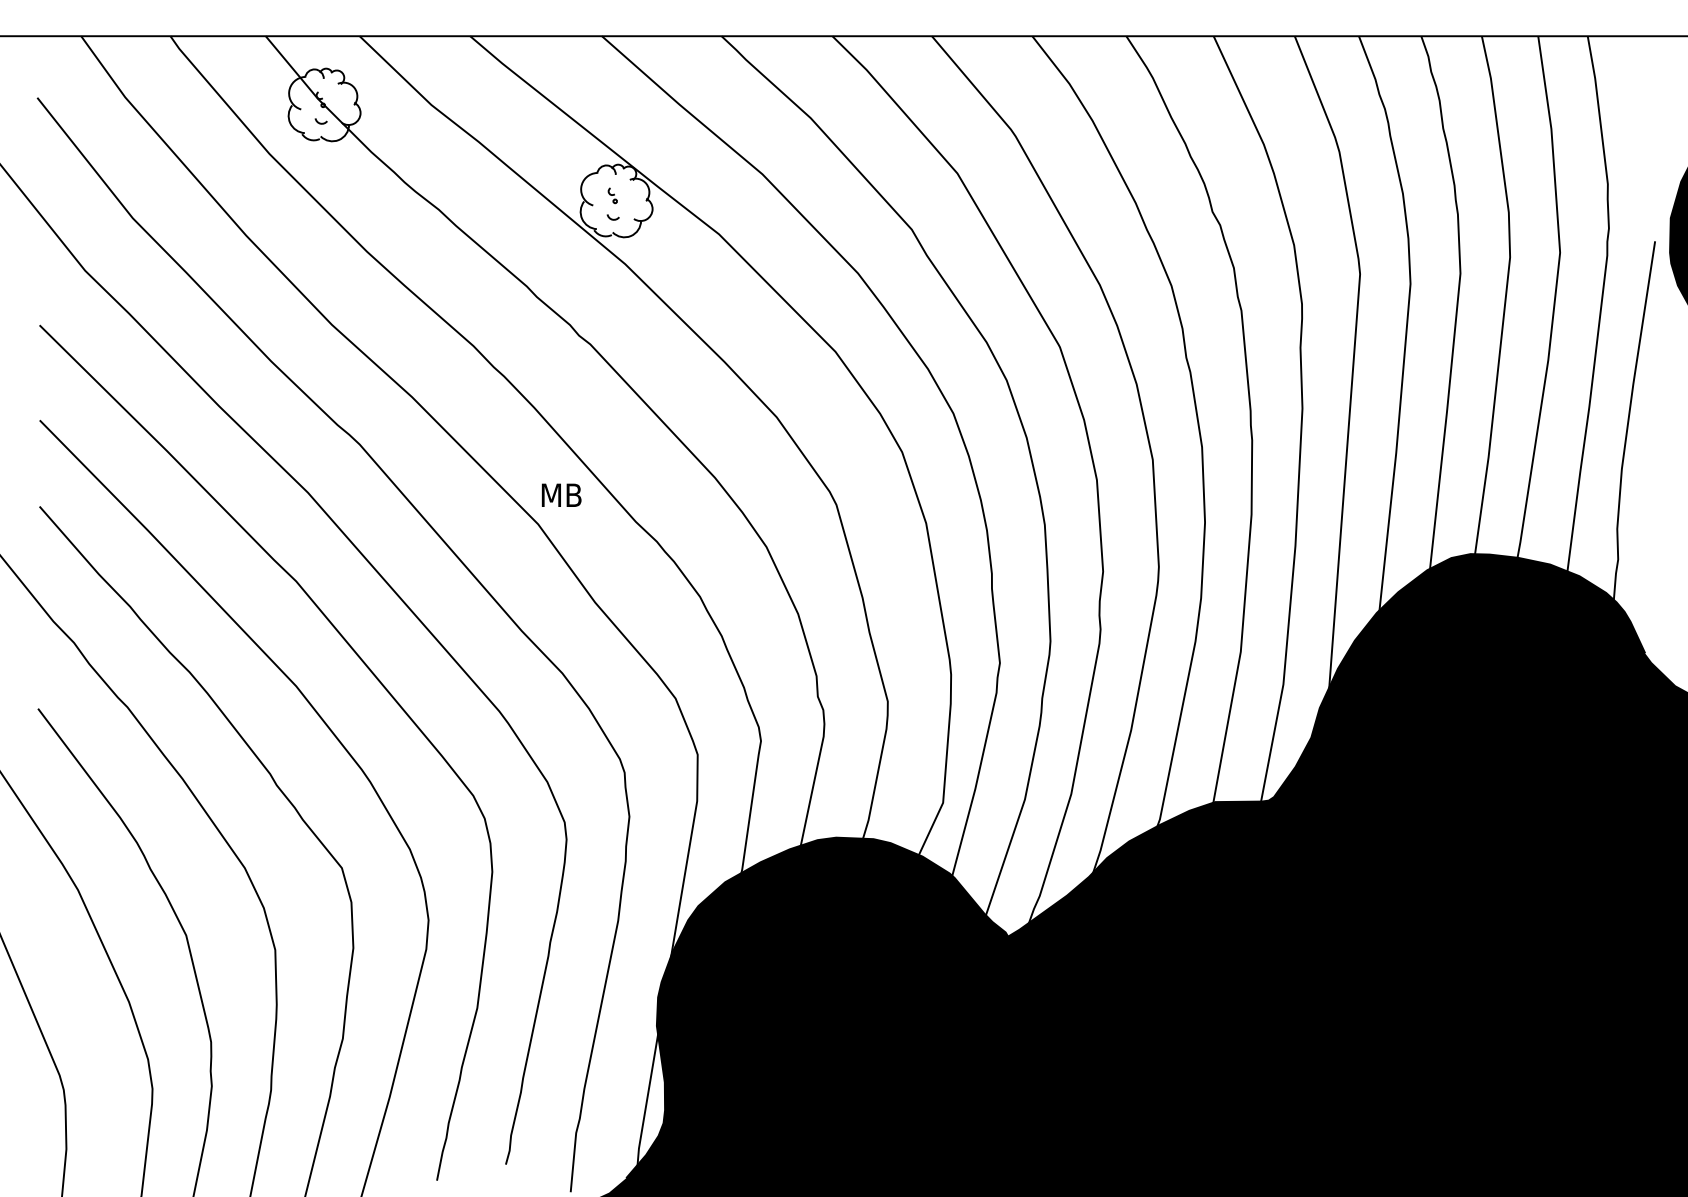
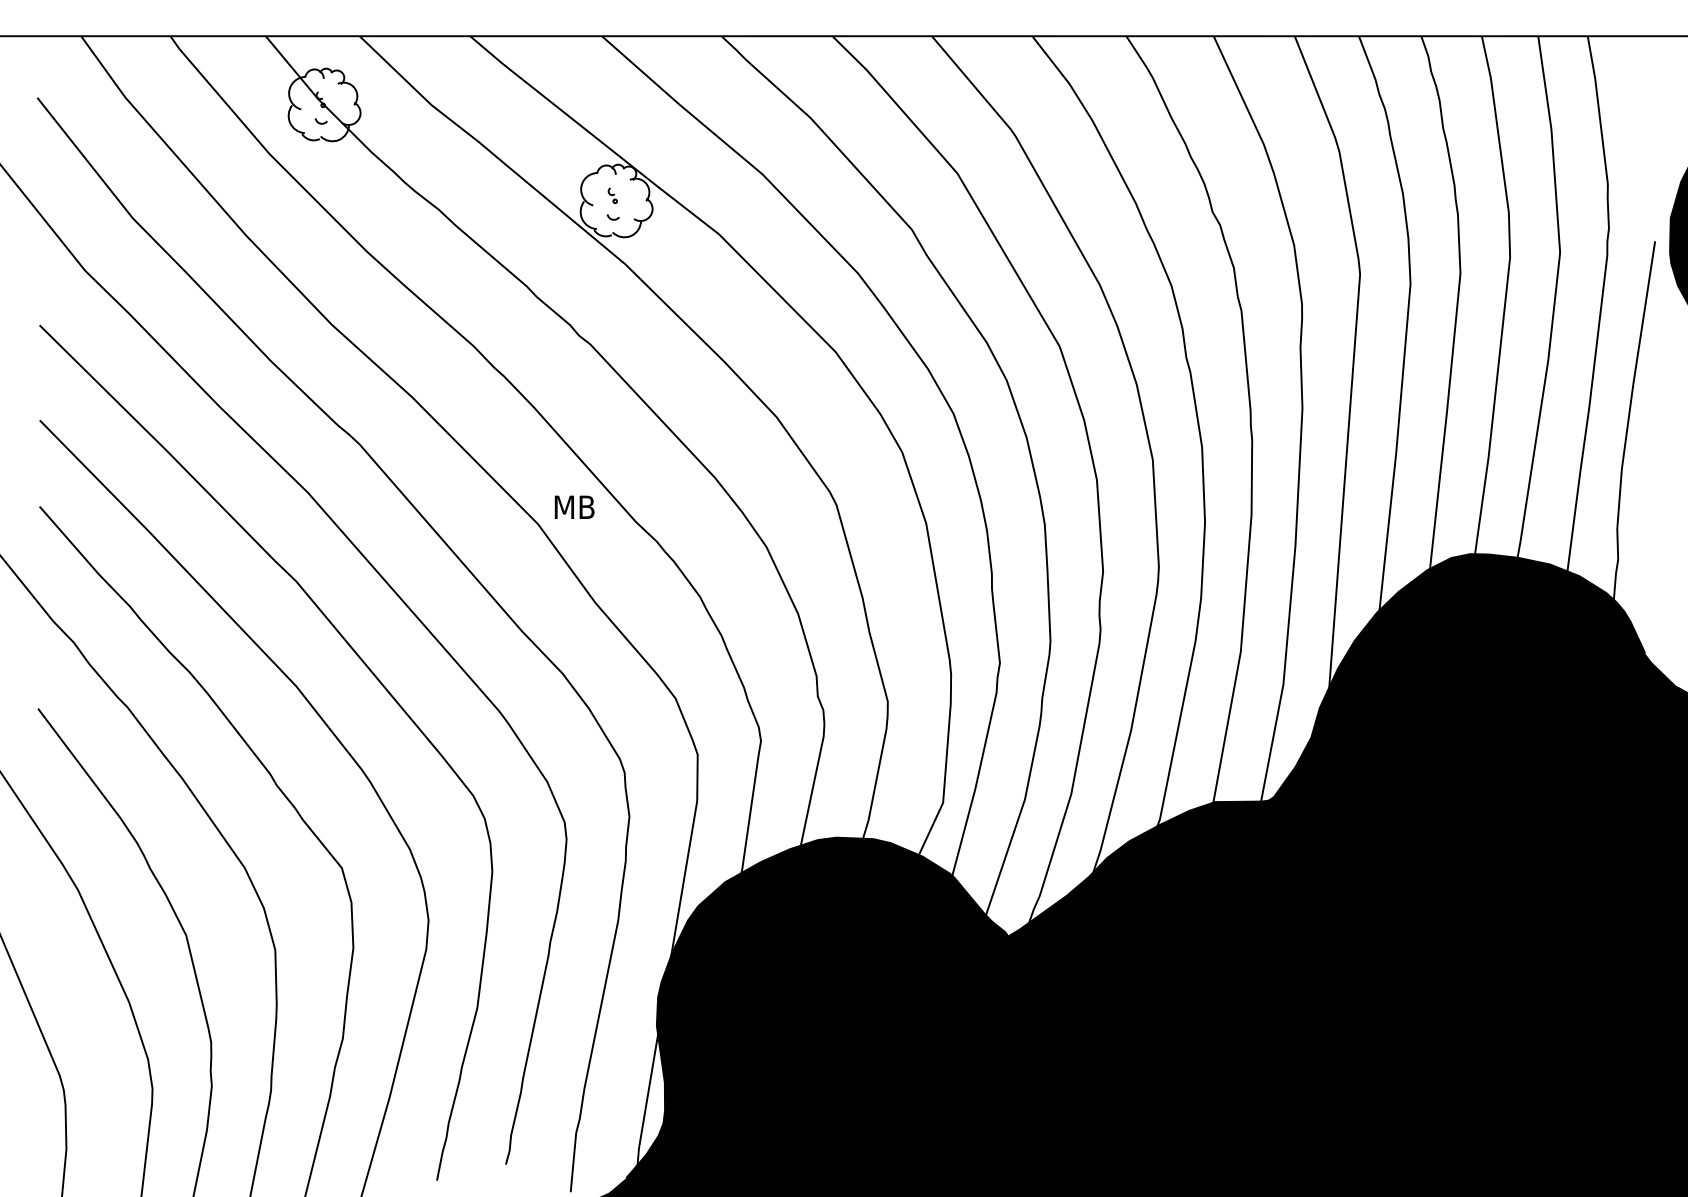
text position: (561, 494) -> (574, 506) (574, 506)
